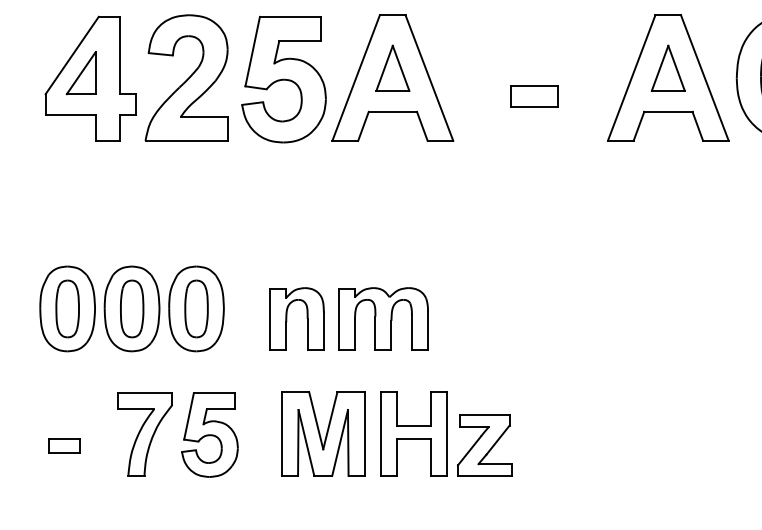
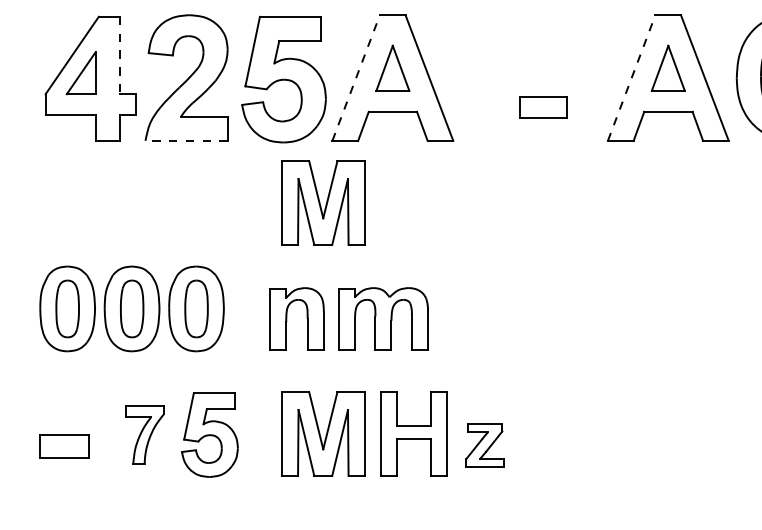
line: solid -> dashed (119, 55)
line: solid -> dashed (356, 77)
line: solid -> dashed (631, 77)
part position: (534, 96) -> (543, 107) (543, 107)
line: solid -> dashed (186, 140)
part: none -> present (323, 202)
part size: 56x85 px -> 40x60 px (144, 434)
part size: 33x16 px -> 51x25 px (64, 446)
part size: 56x63 px -> 40x45 px (484, 445)
